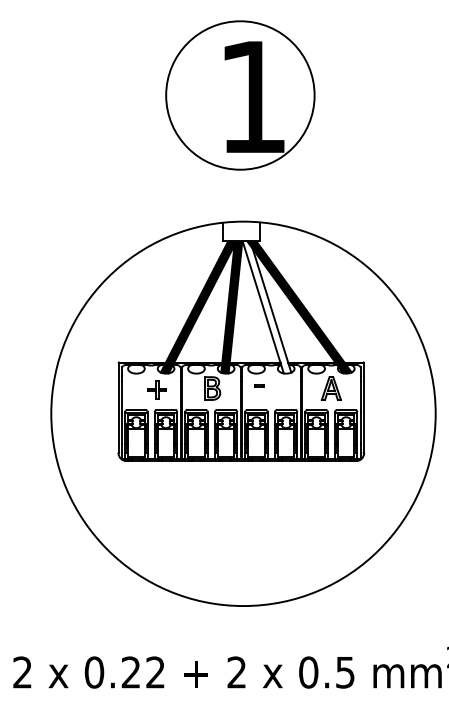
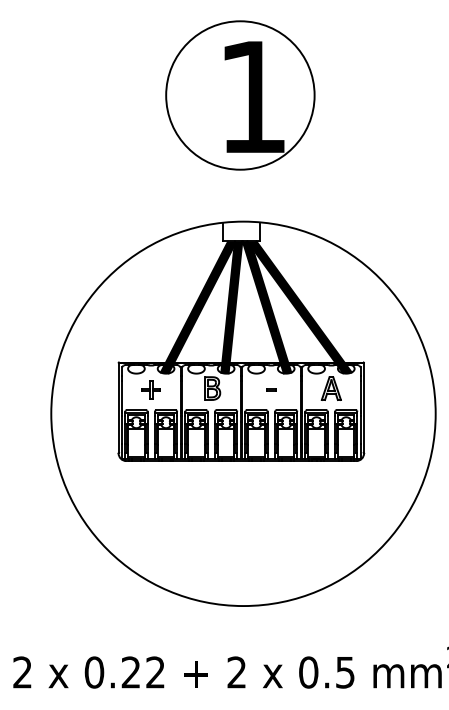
fill: none -> present (266, 307)
part position: (259, 385) -> (271, 389) (271, 389)
part position: (156, 389) -> (150, 389) (150, 389)
